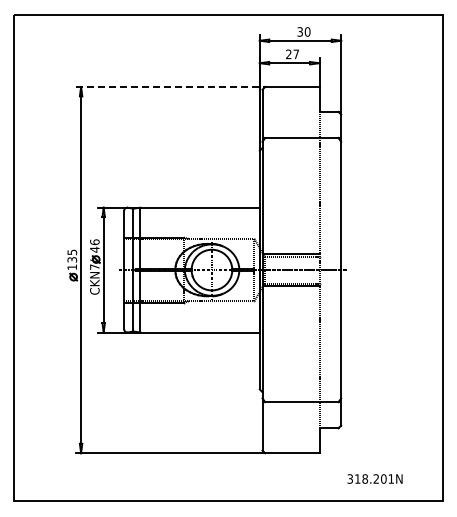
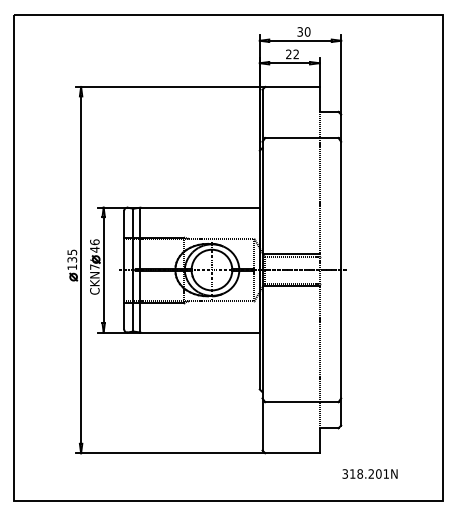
text: 27 -> 22 (295, 54)
line: dashed -> solid (170, 86)
text position: (374, 478) -> (369, 473) (369, 473)
